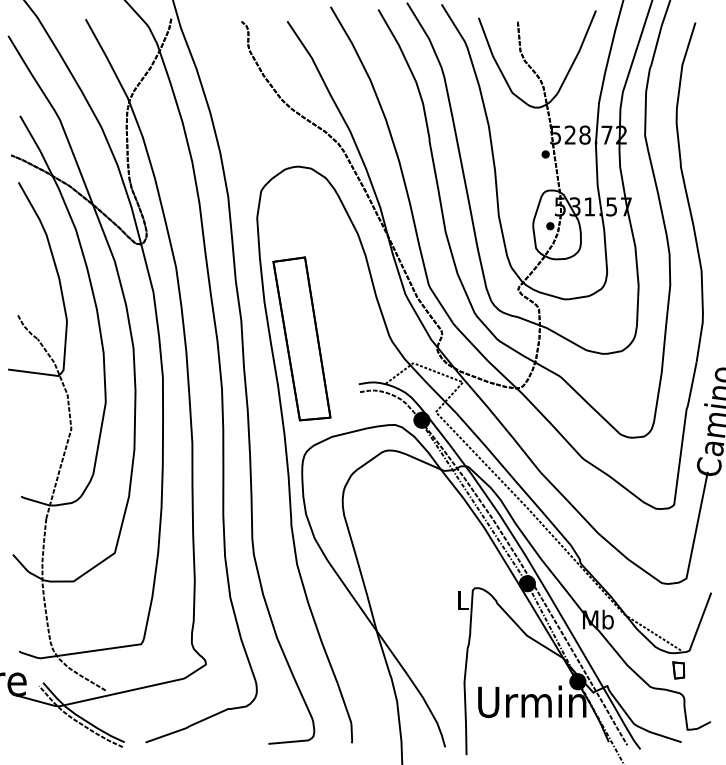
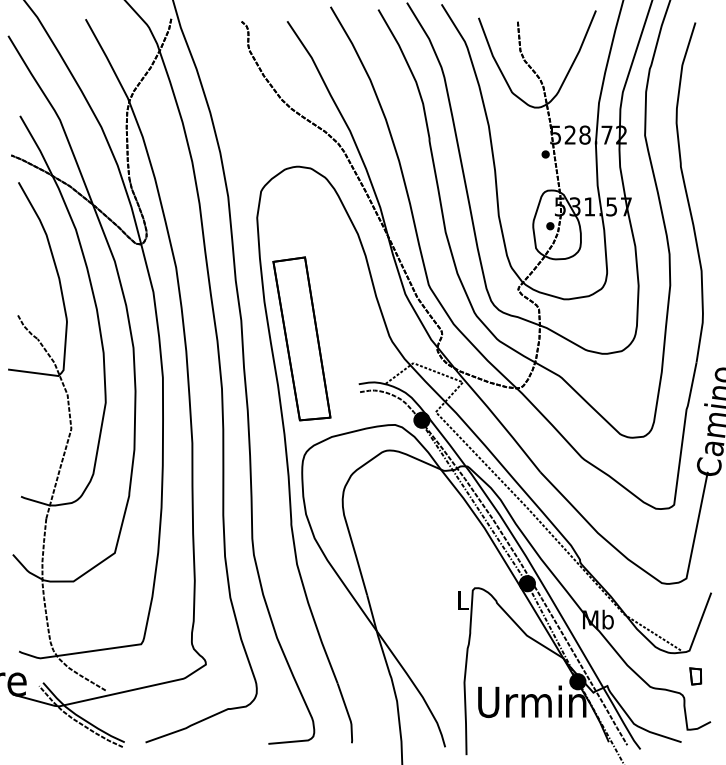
part position: (678, 670) -> (695, 676) (695, 676)
